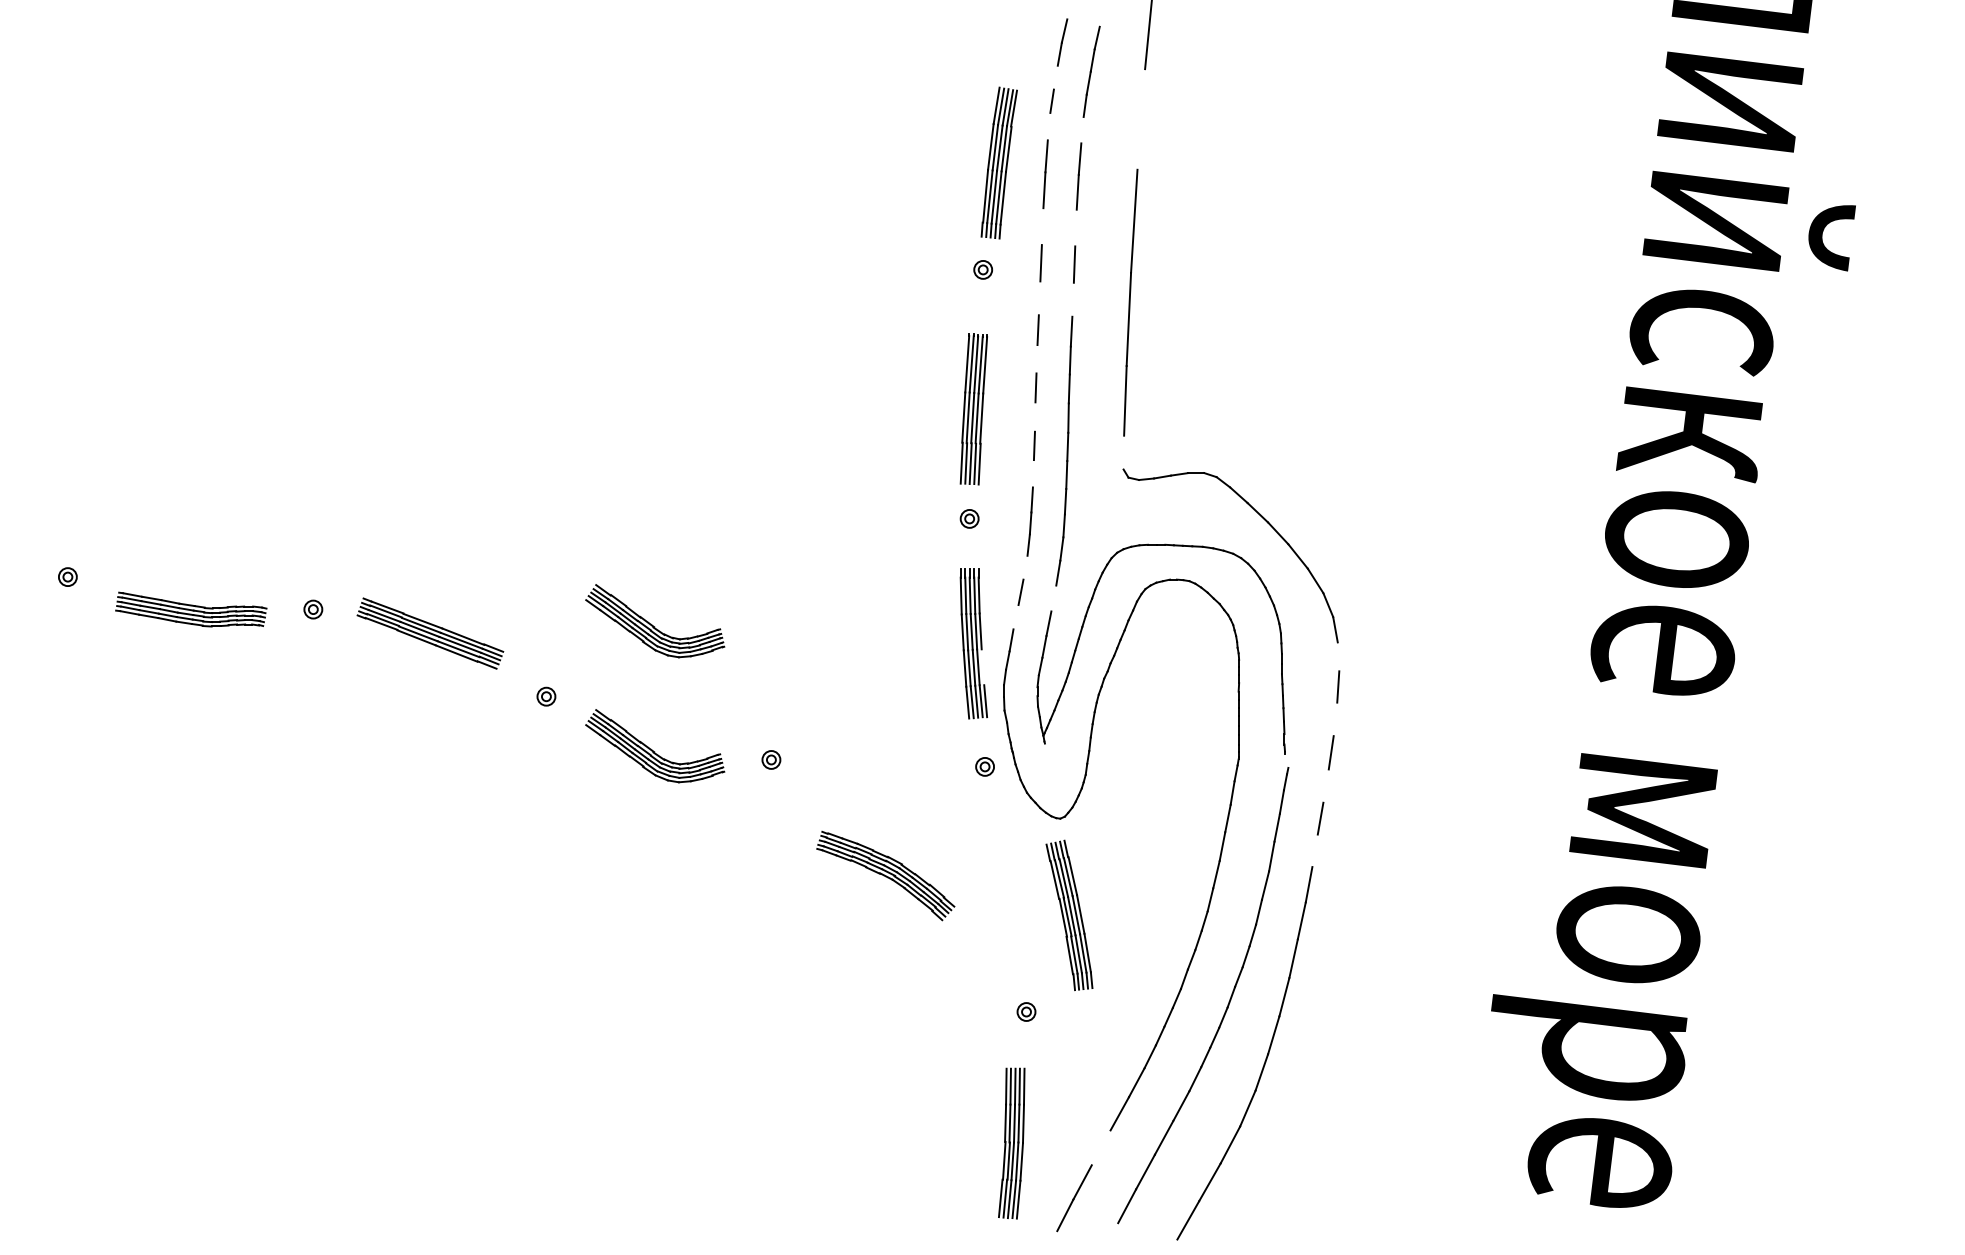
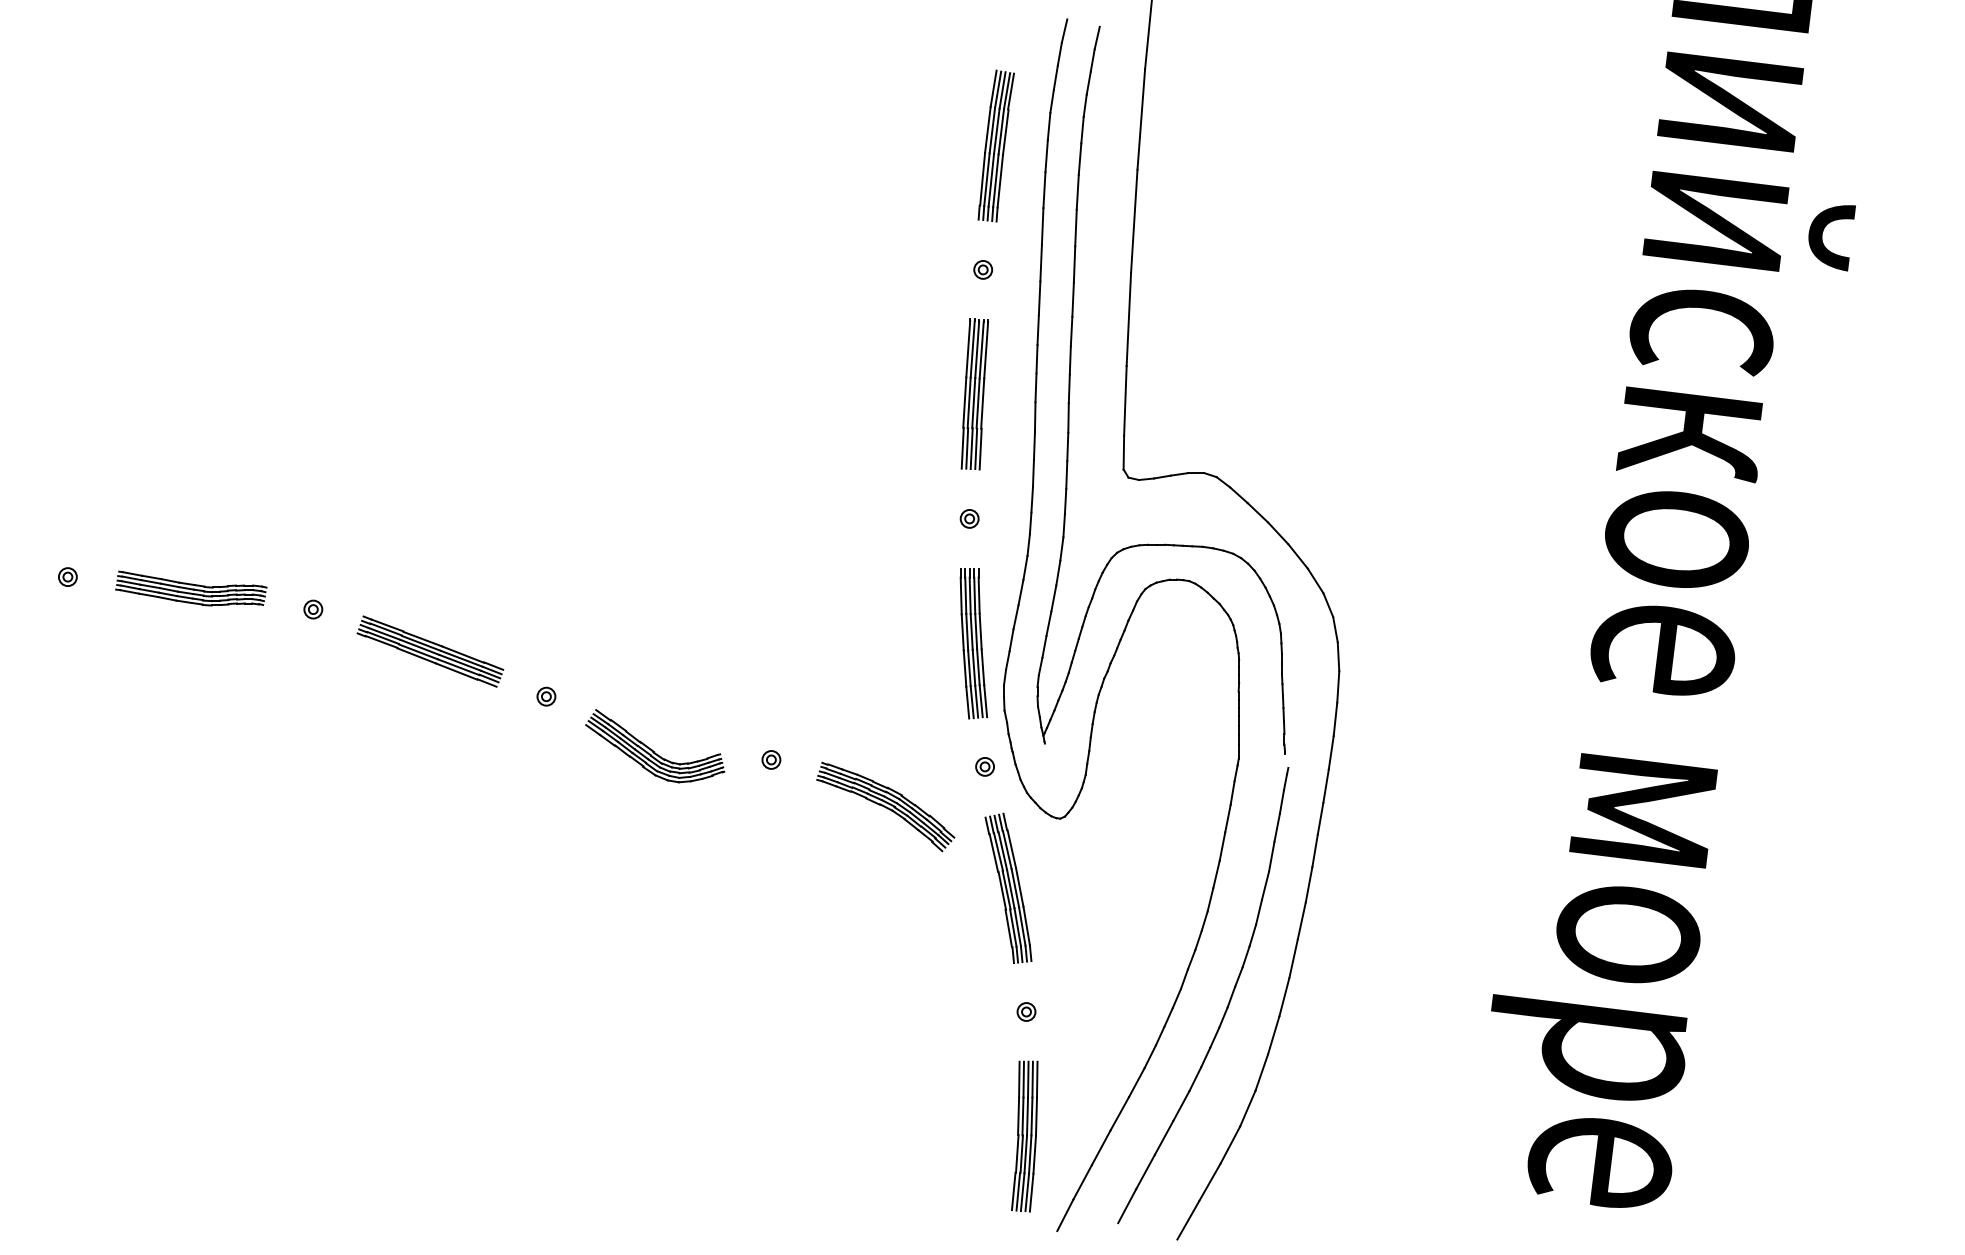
line: none -> present (1055, 77)
line: none -> present (1141, 119)
line: none -> present (1048, 126)
line: none -> present (1082, 130)
part position: (998, 162) -> (995, 145) (995, 145)
line: none -> present (1042, 226)
line: none -> present (1075, 227)
line: none -> present (1039, 298)
line: none -> present (1072, 299)
line: none -> present (1036, 359)
part position: (973, 409) -> (974, 394) (974, 394)
line: none -> present (1034, 416)
line: none -> present (1123, 452)
line: none -> present (1032, 473)
line: none -> present (1025, 567)
line: none -> present (1053, 598)
part position: (191, 609) -> (191, 588) (191, 588)
line: none -> present (1015, 617)
part: present -> none (655, 621)
part position: (430, 633) -> (430, 651) (430, 651)
line: none -> present (1338, 656)
line: none -> present (982, 667)
line: none -> present (1335, 719)
line: none -> present (1325, 785)
line: none -> present (1314, 850)
part position: (885, 875) -> (885, 806) (885, 806)
part position: (1069, 914) -> (1008, 887) (1008, 887)
part position: (1011, 1143) -> (1024, 1136) (1024, 1136)
line: none -> present (1100, 1147)
